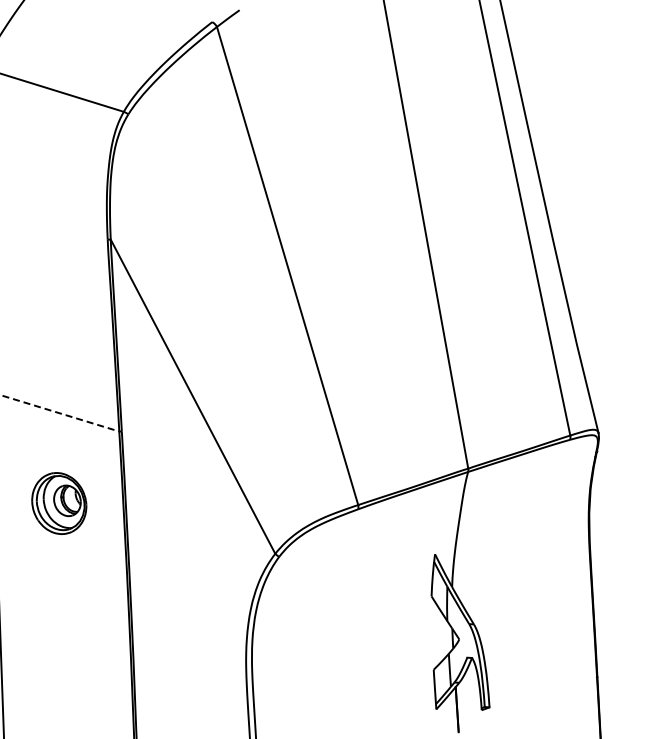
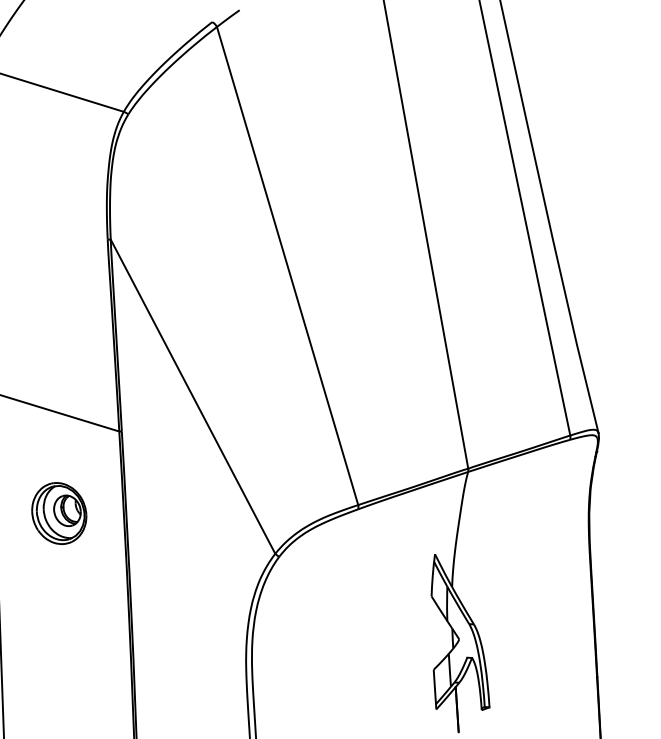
line: dashed -> solid (60, 413)
part position: (59, 503) -> (59, 513) (59, 513)
